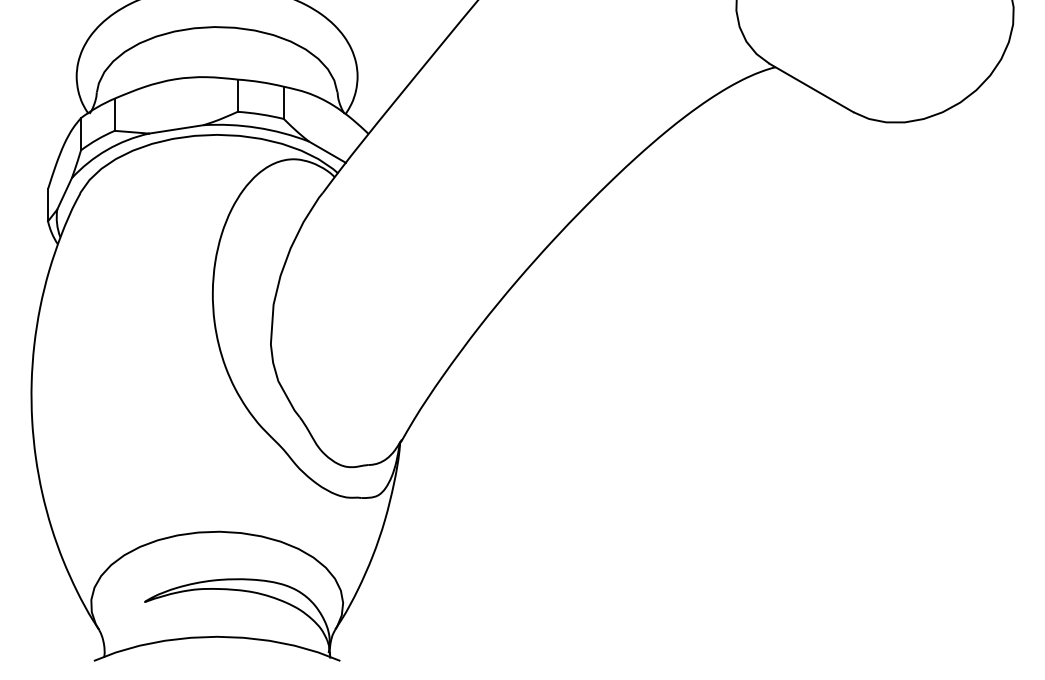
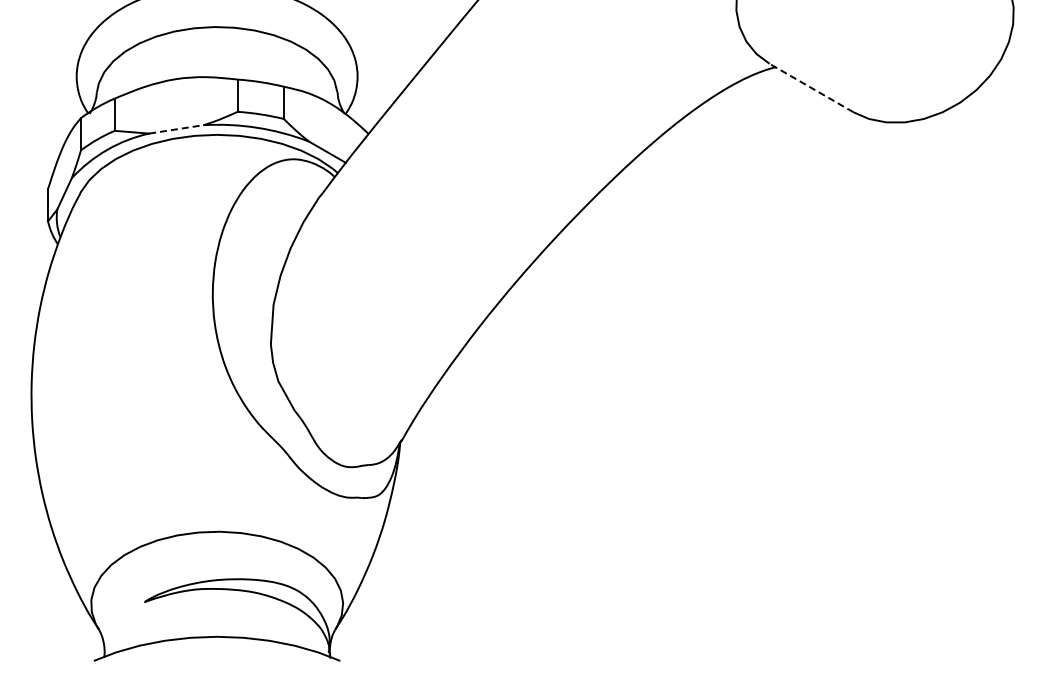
line: solid -> dashed (811, 87)
line: solid -> dashed (176, 129)
